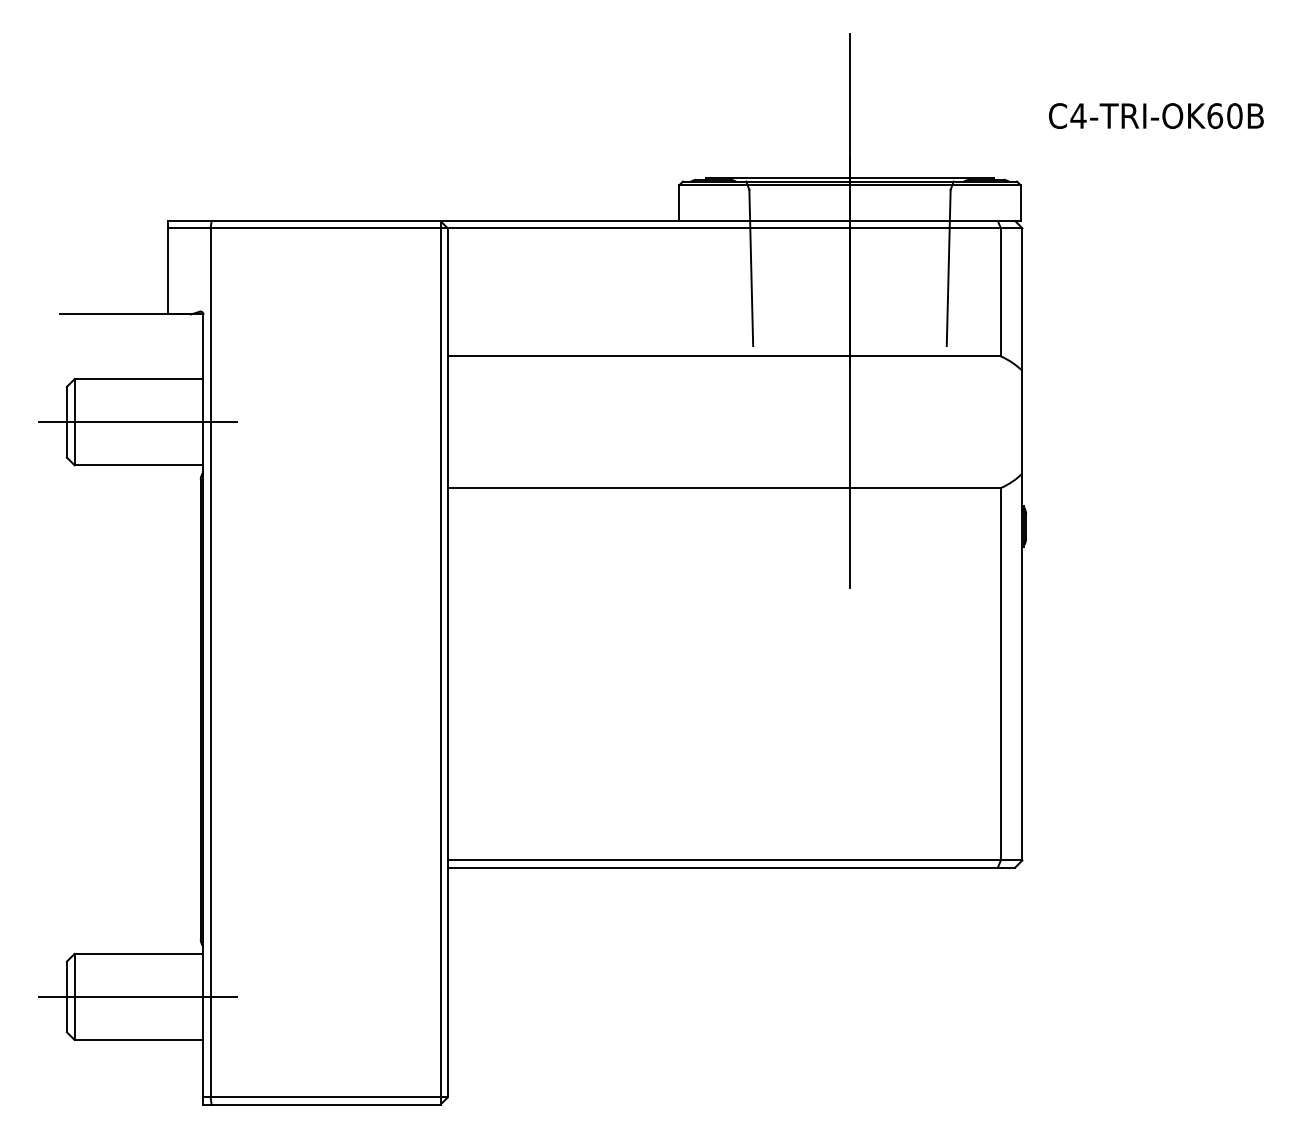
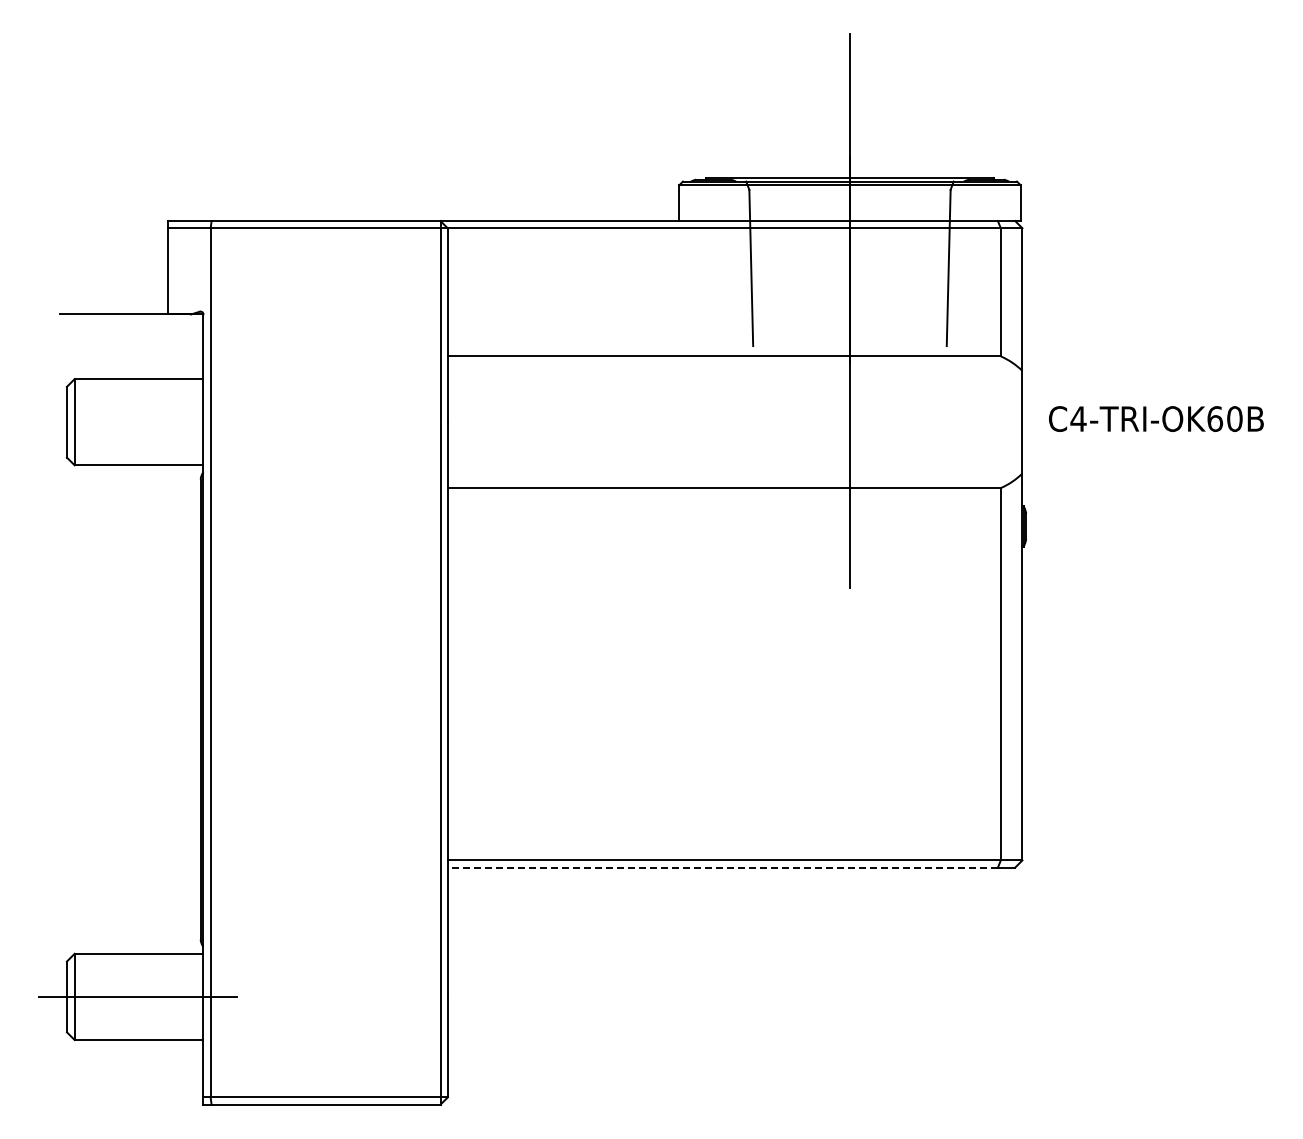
text position: (1156, 115) -> (1156, 418) (1156, 418)
line: present -> none (138, 422)
line: solid -> dashed (722, 867)
